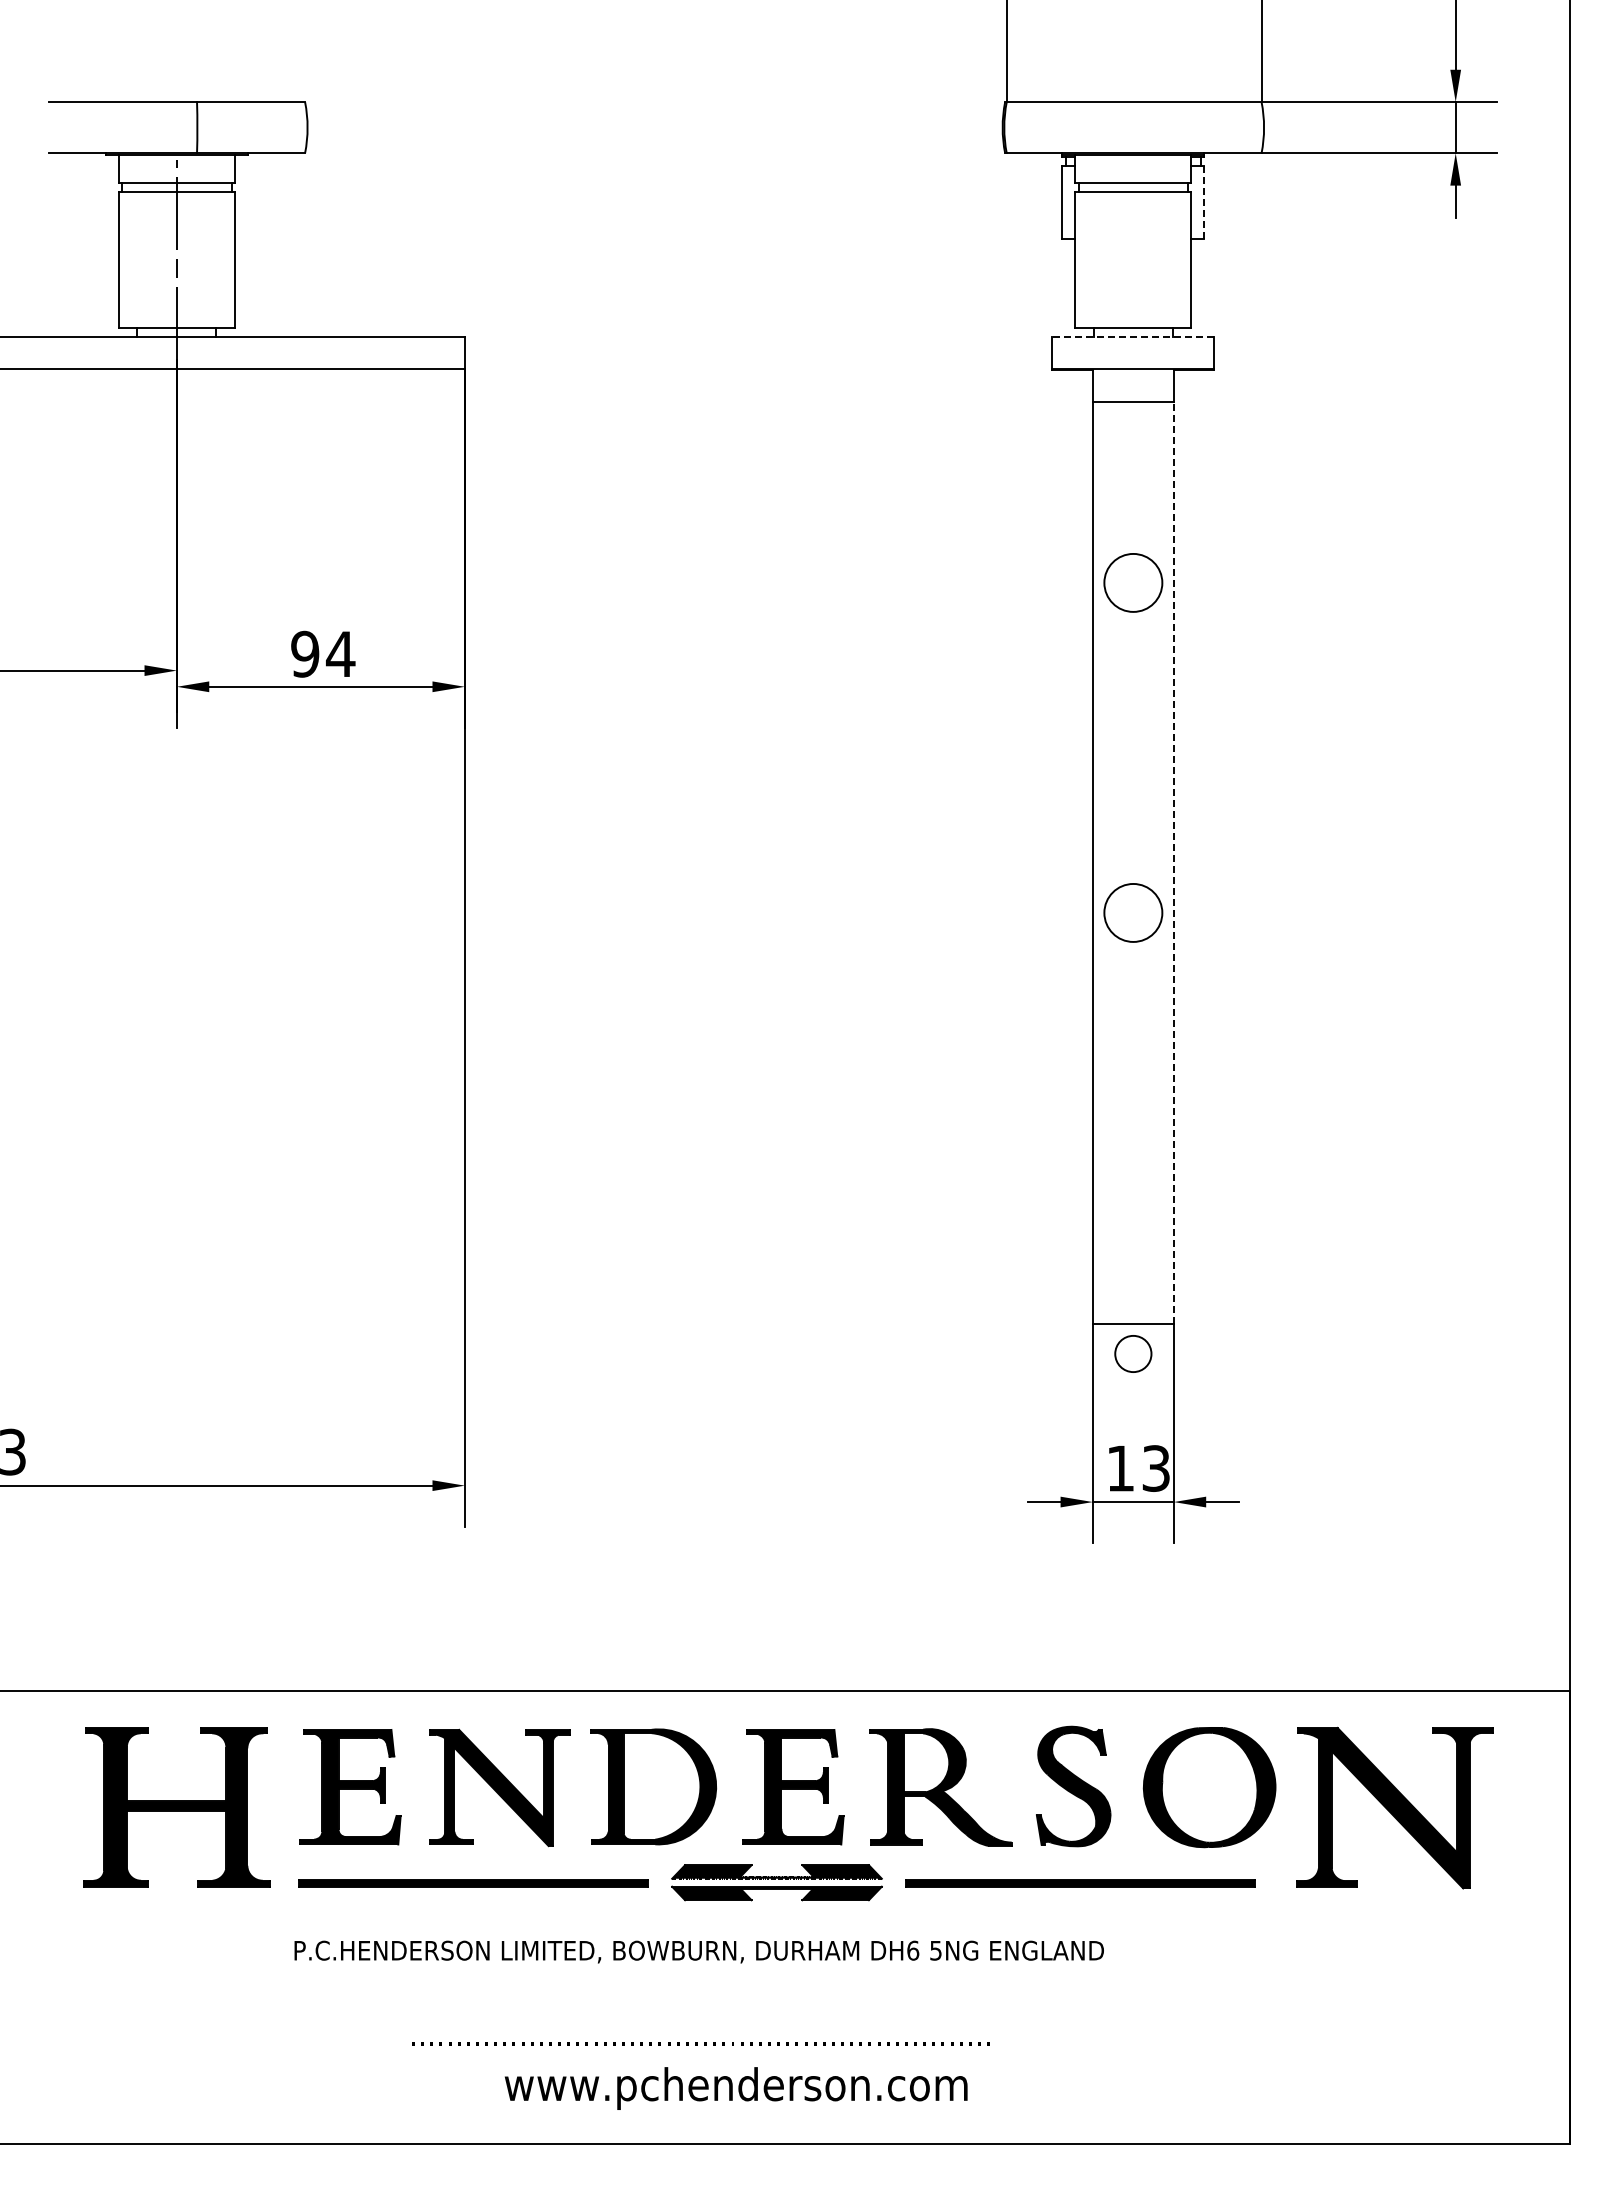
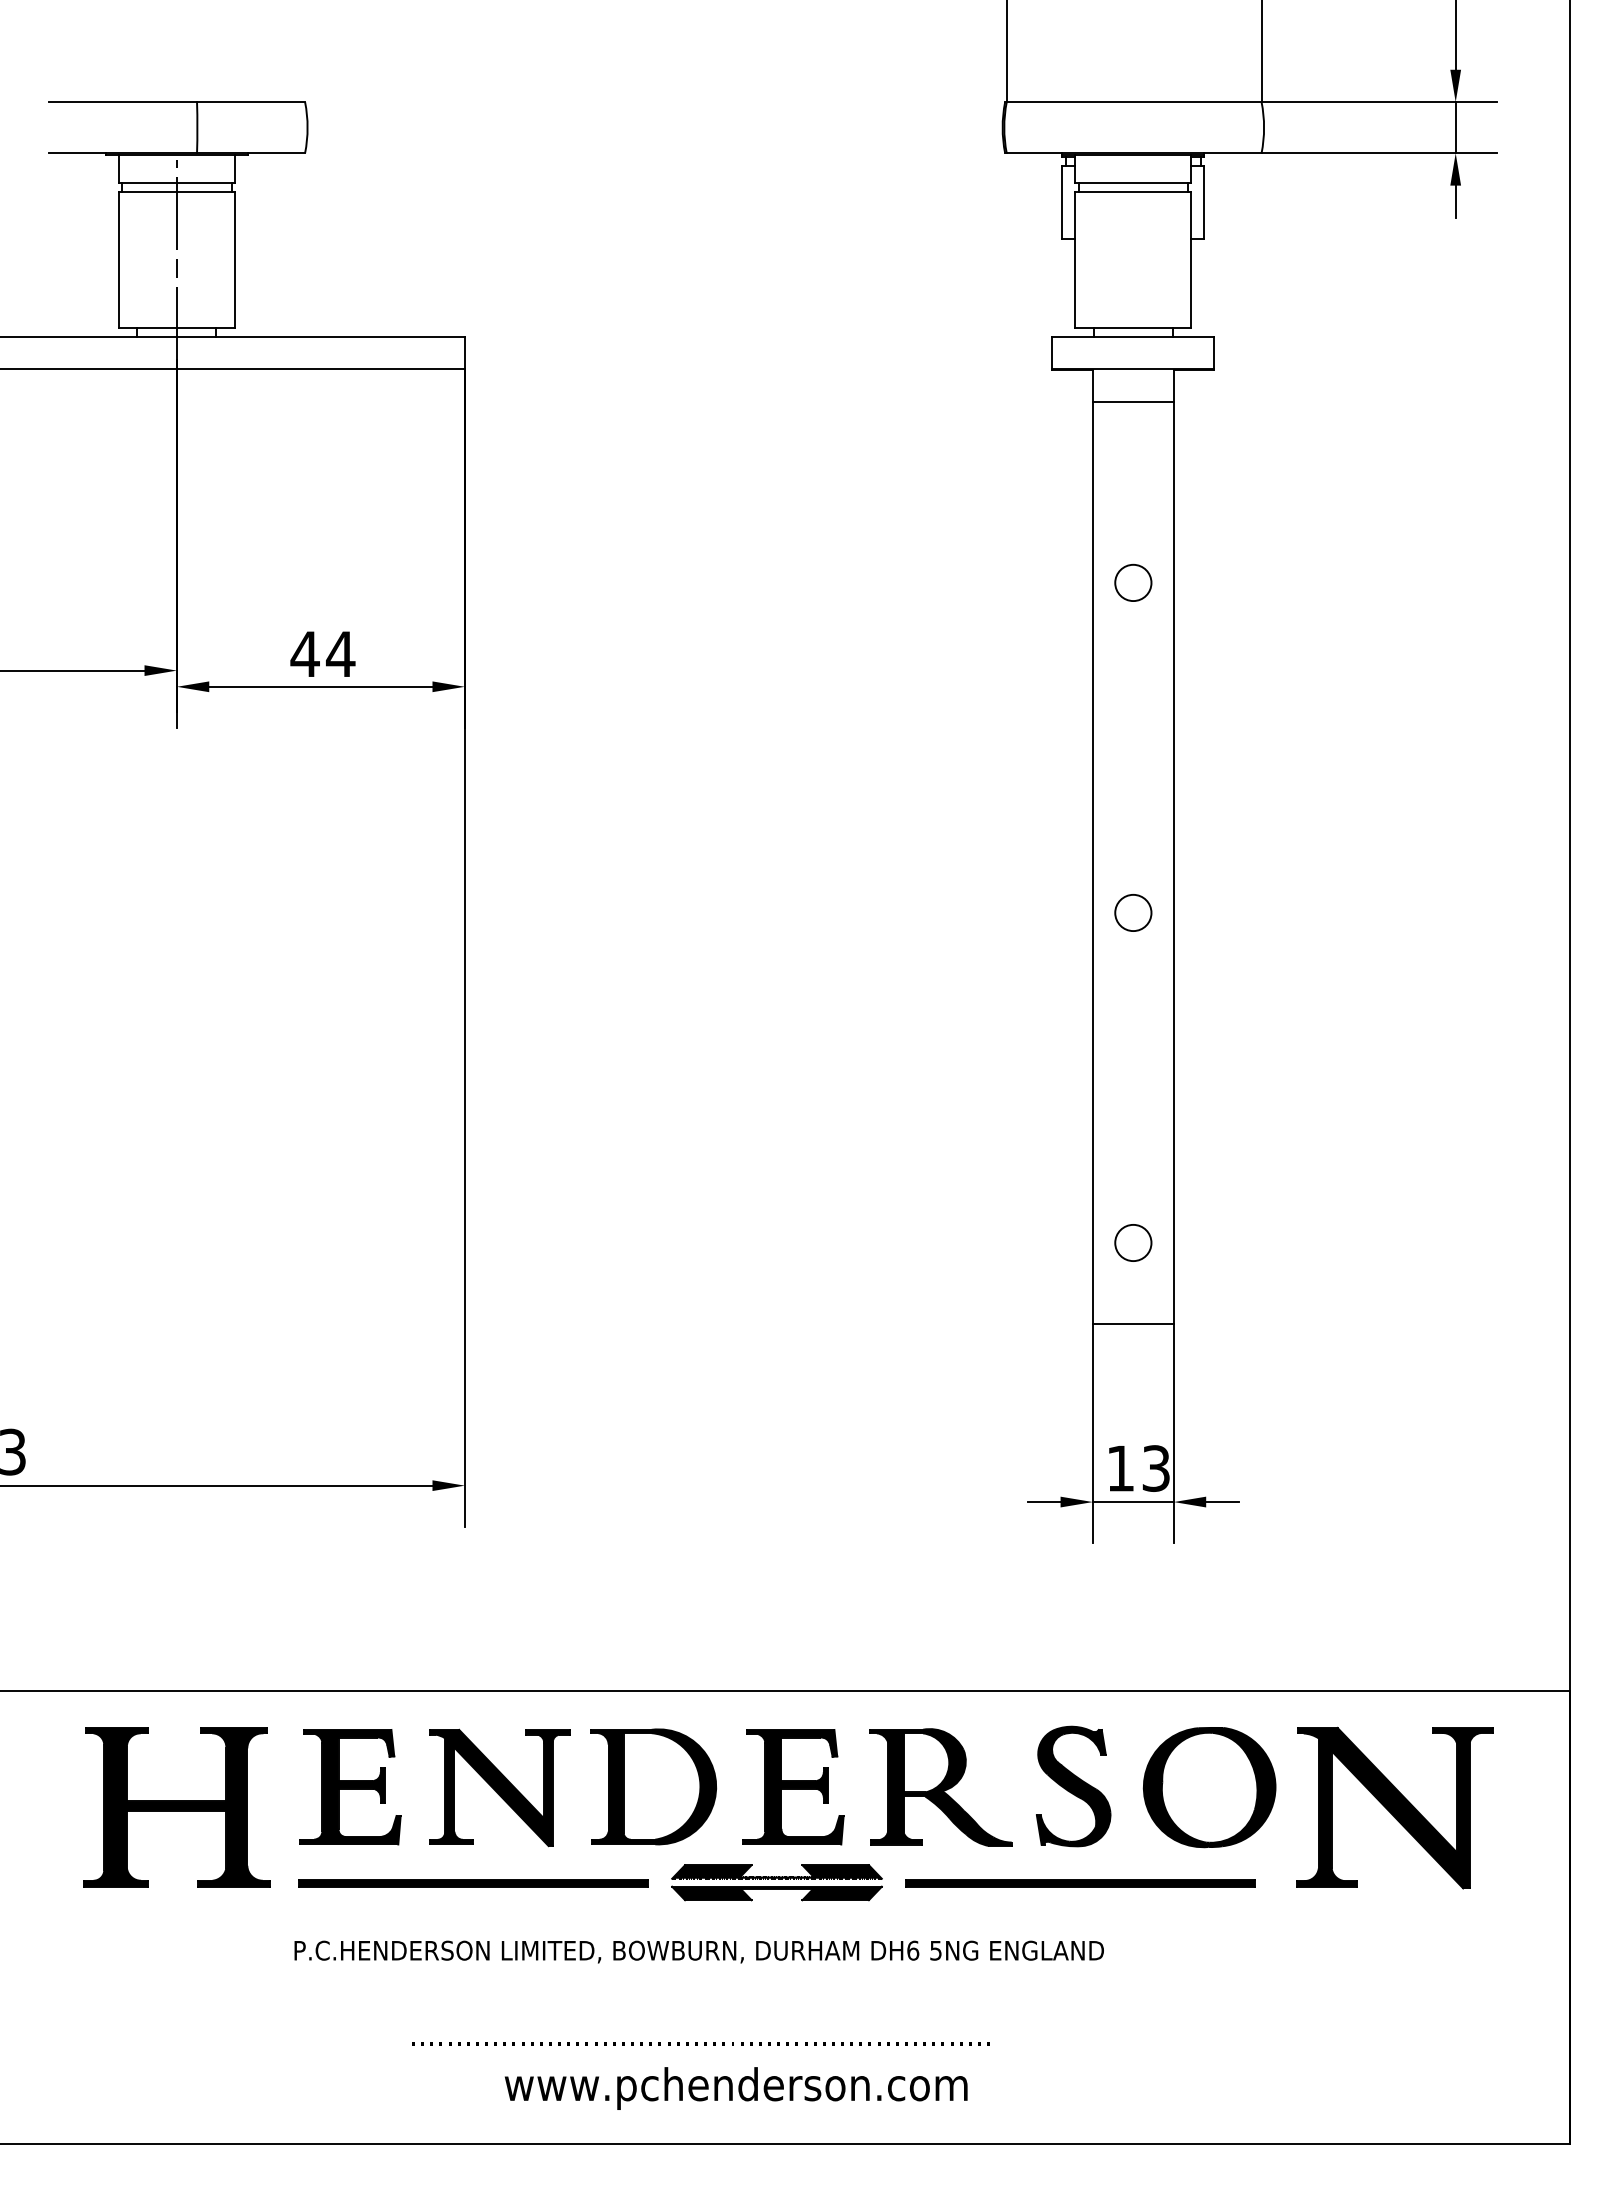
line: dashed -> solid (1204, 202)
line: dashed -> solid (1133, 337)
circle diameter: 58 px -> 36 px (1133, 582)
text: 94 -> 44 (304, 653)
line: dashed -> solid (1173, 862)
circle diameter: 58 px -> 36 px (1133, 912)
circle position: (1133, 1353) -> (1133, 1242) (1133, 1242)
